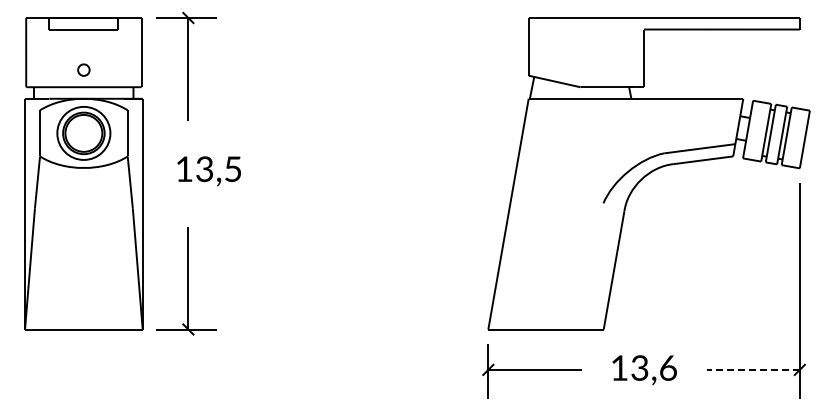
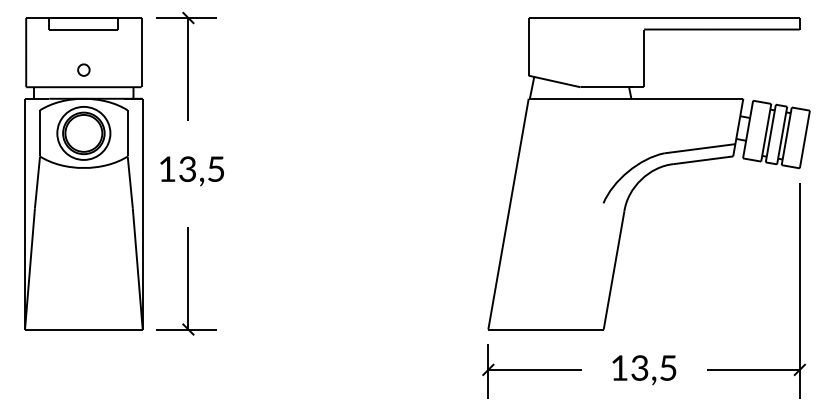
text position: (208, 171) -> (191, 171) (191, 171)
text: 13,6 -> 13,5 (668, 367)
line: dashed -> solid (753, 369)
